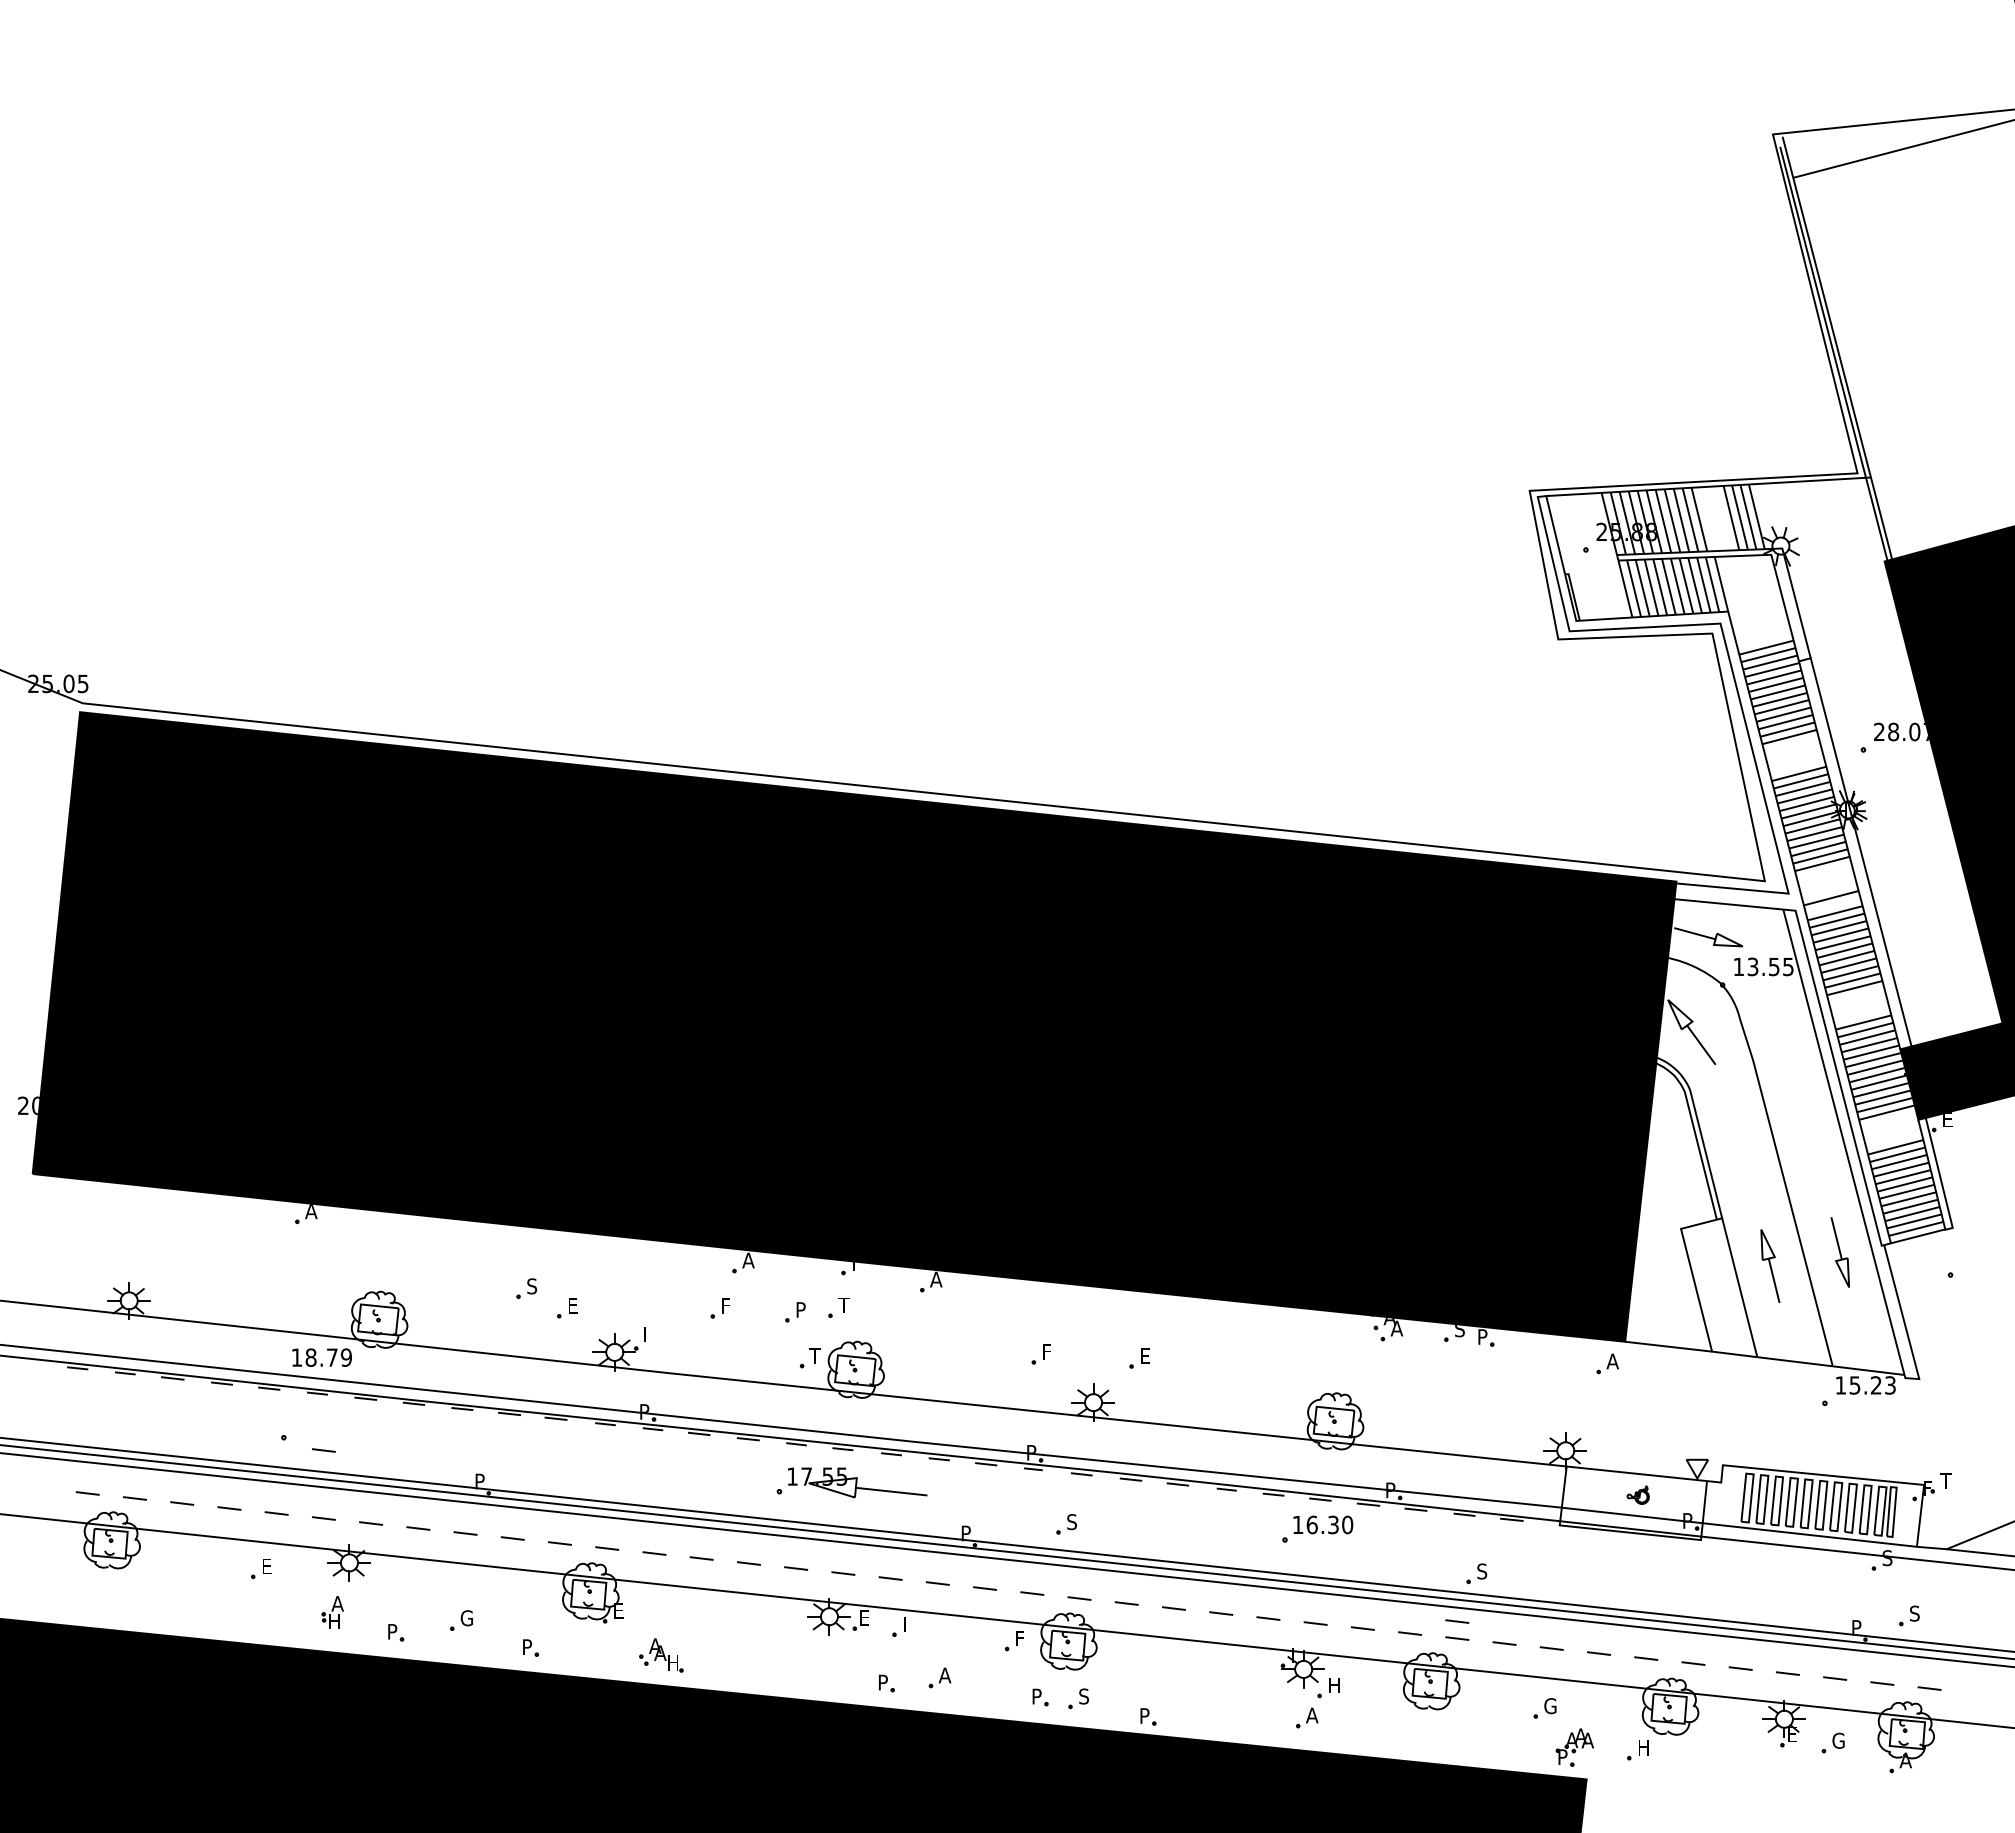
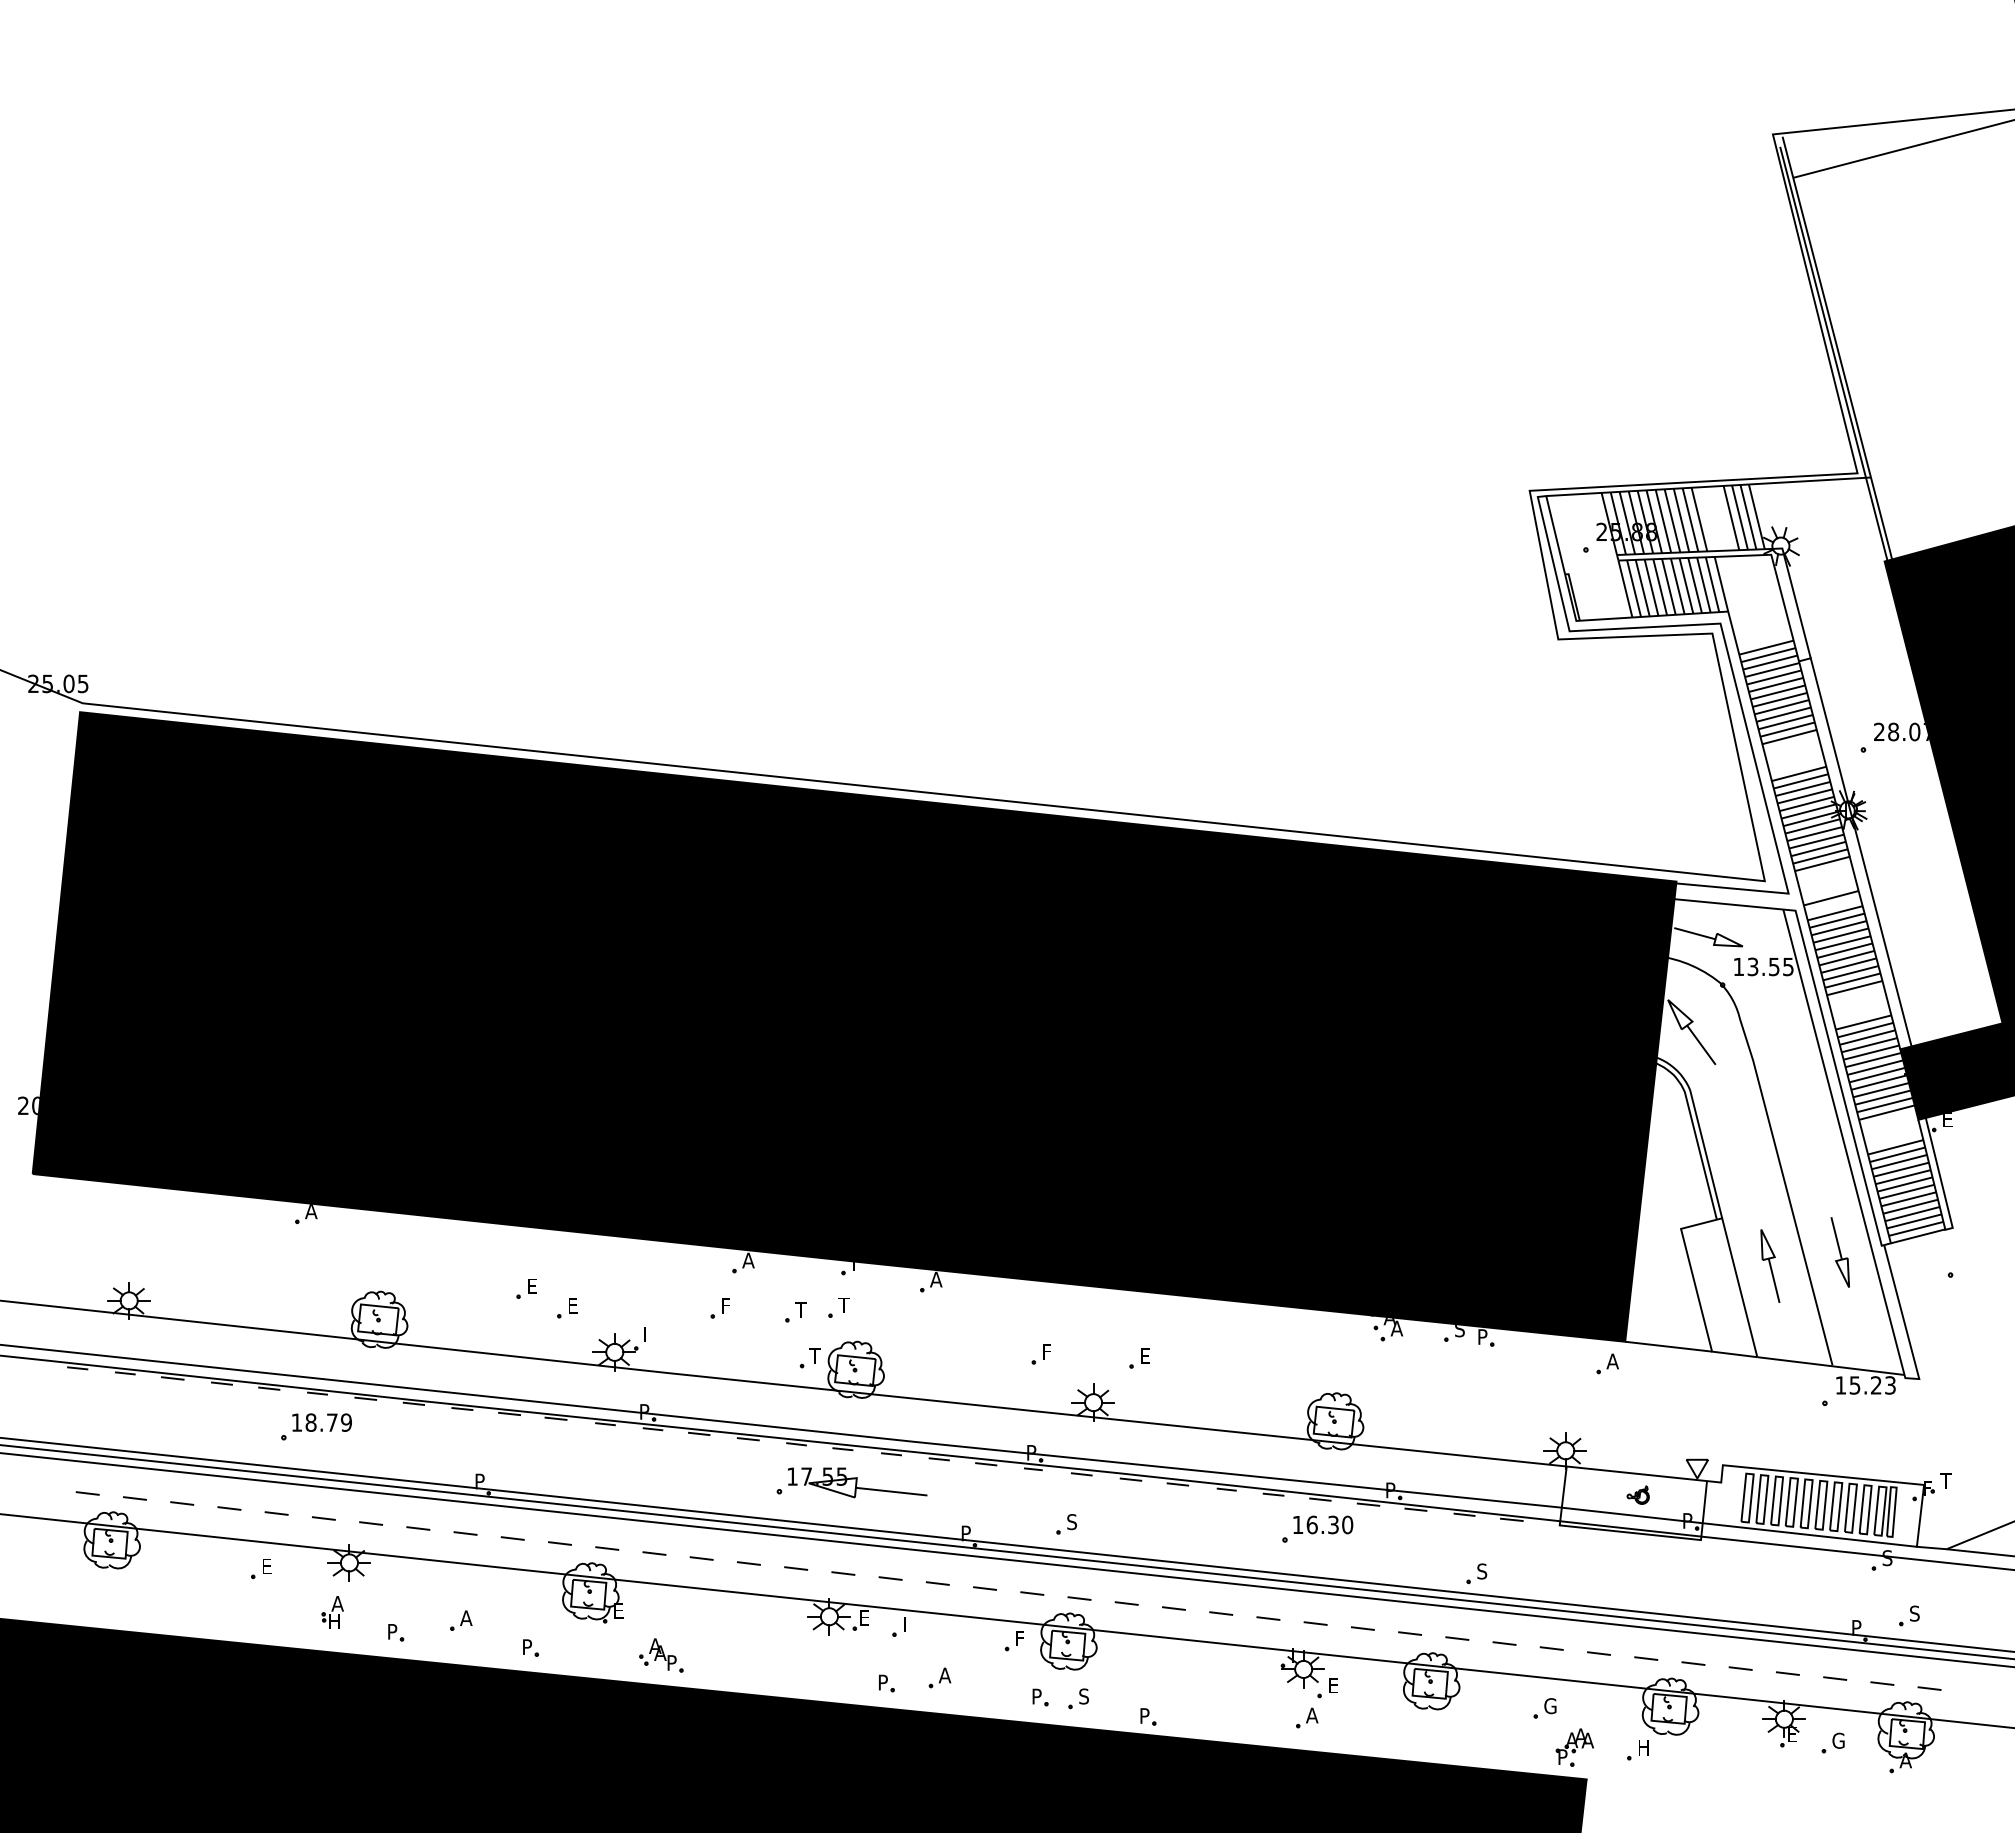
text: S -> E (532, 1286)
text: P -> T (800, 1309)
text position: (321, 1357) -> (321, 1422) (321, 1422)
line: present -> none (323, 1450)
text: G -> A (466, 1618)
line: present -> none (1457, 1621)
text: H -> P (672, 1662)
text: H -> E (1335, 1685)
